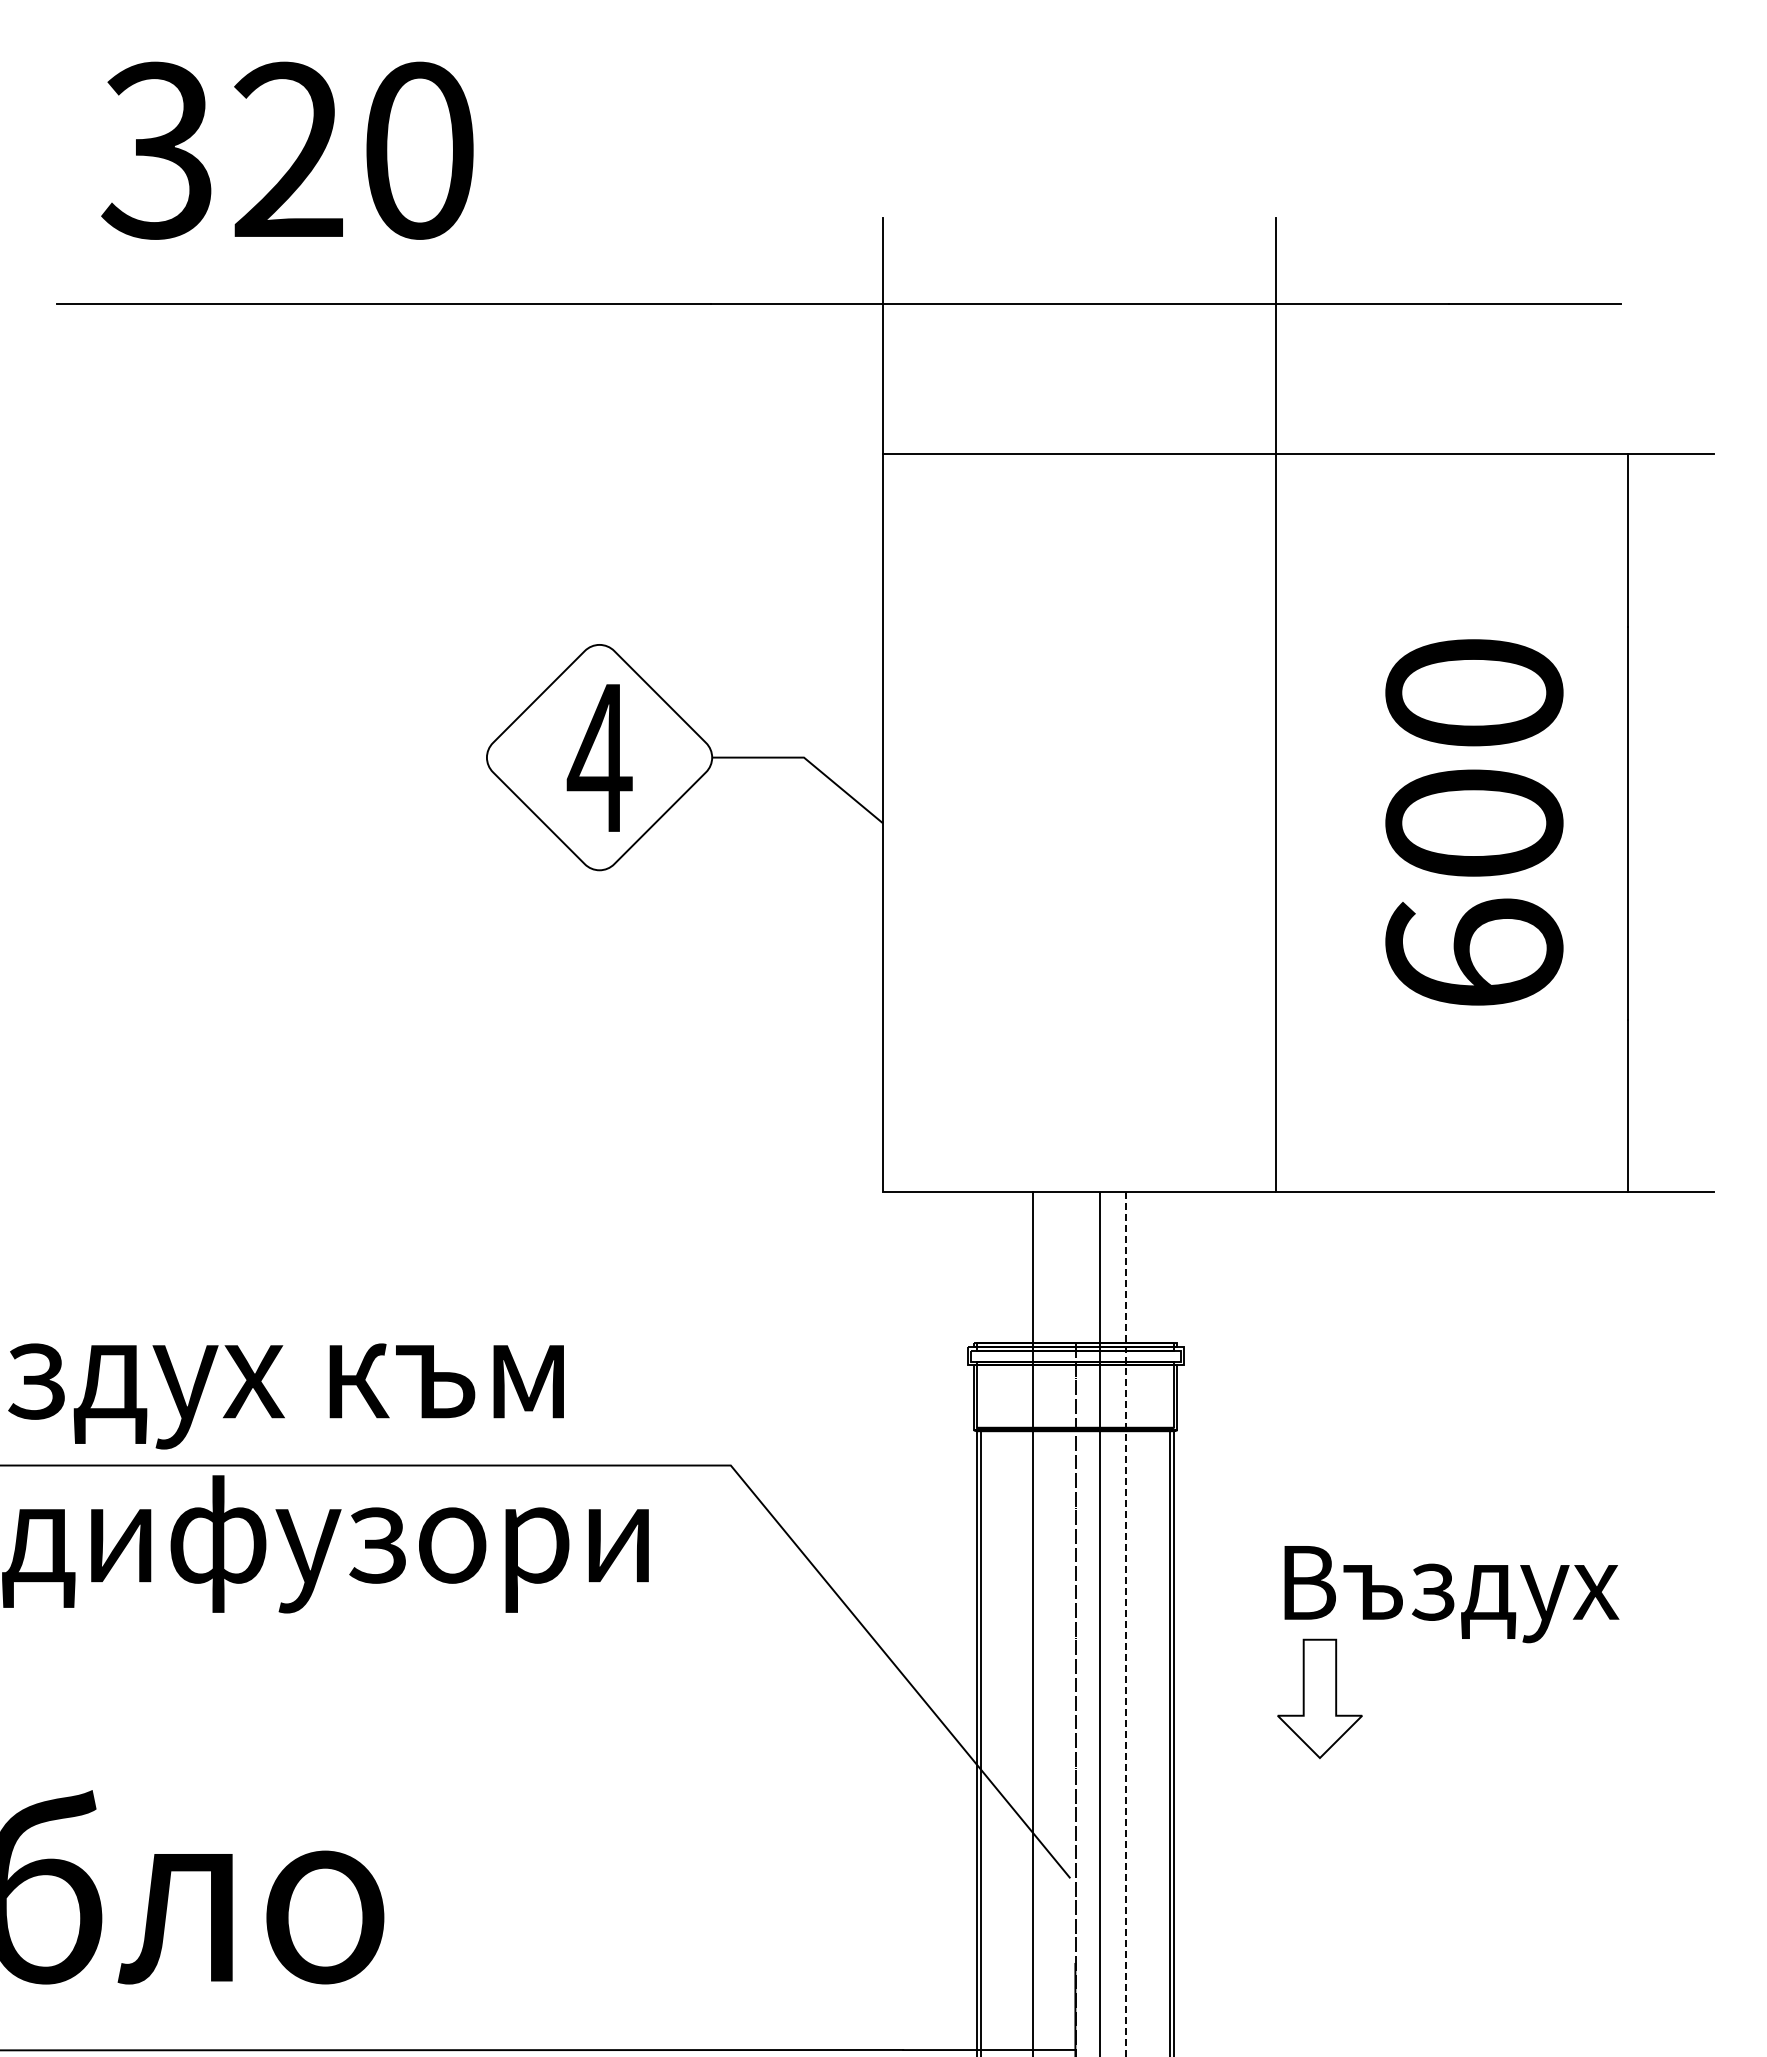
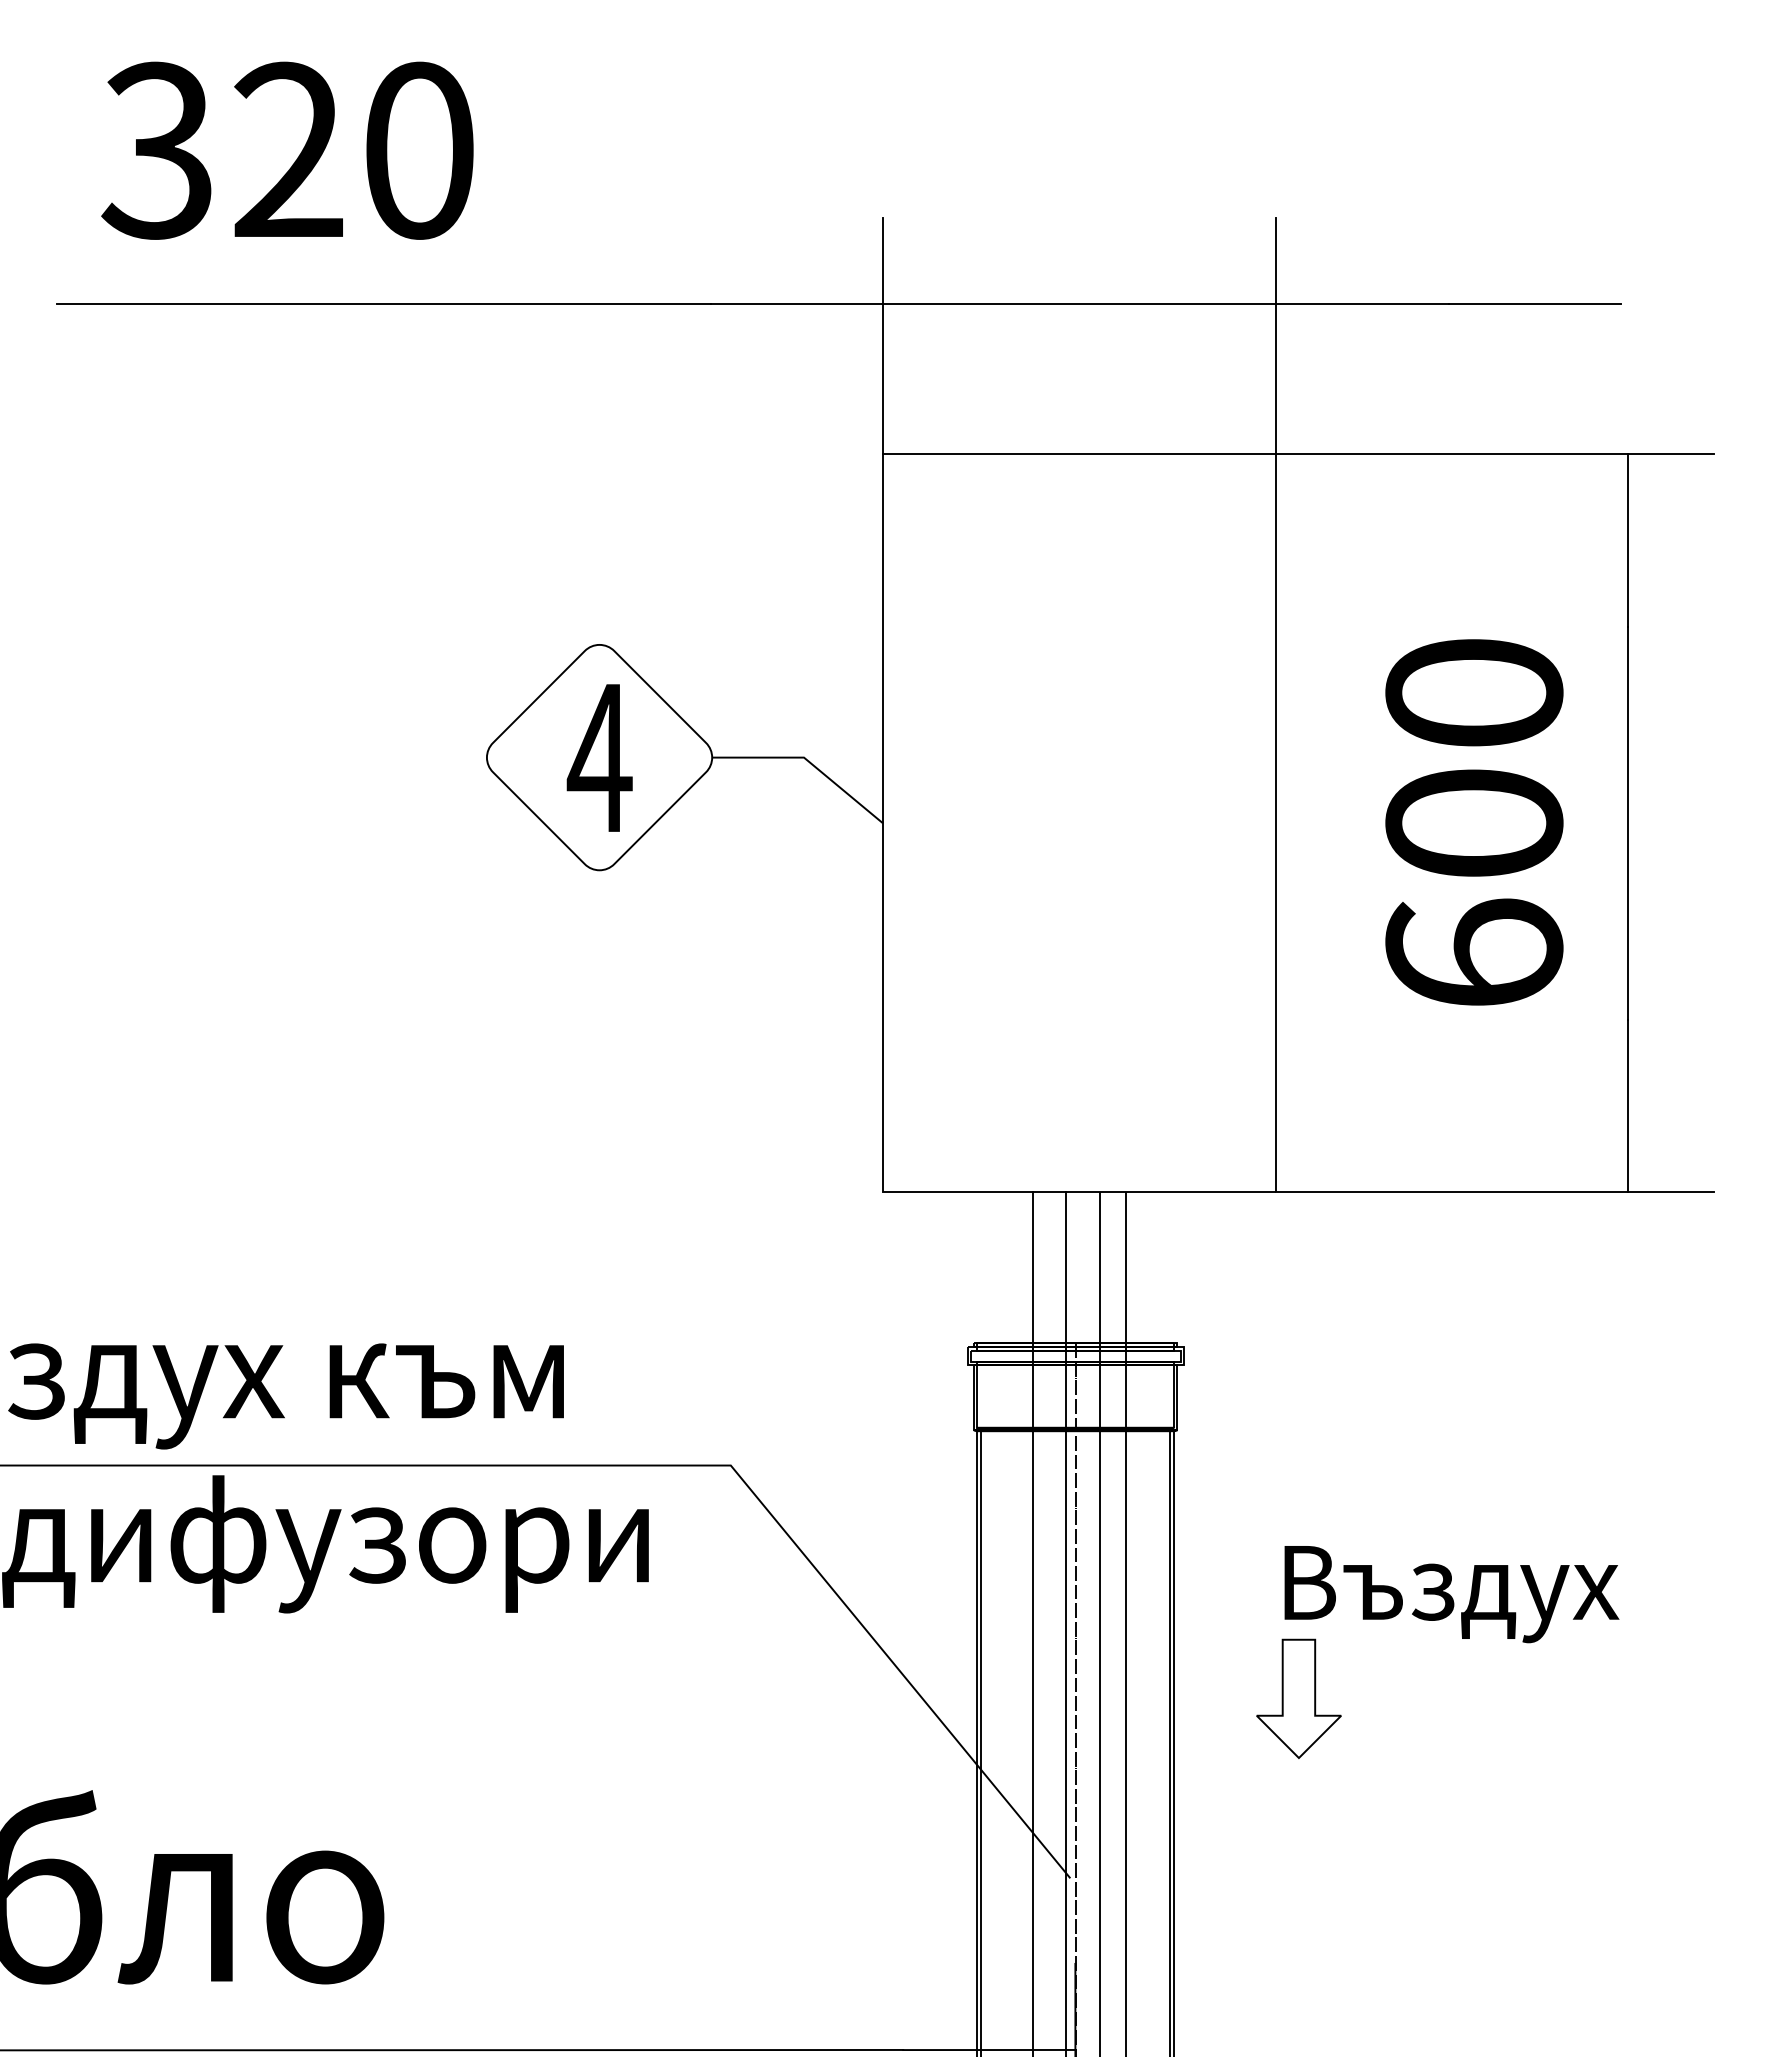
line: none -> present (1065, 1622)
line: dashed -> solid (1126, 1624)
part position: (1319, 1698) -> (1298, 1698) (1298, 1698)
